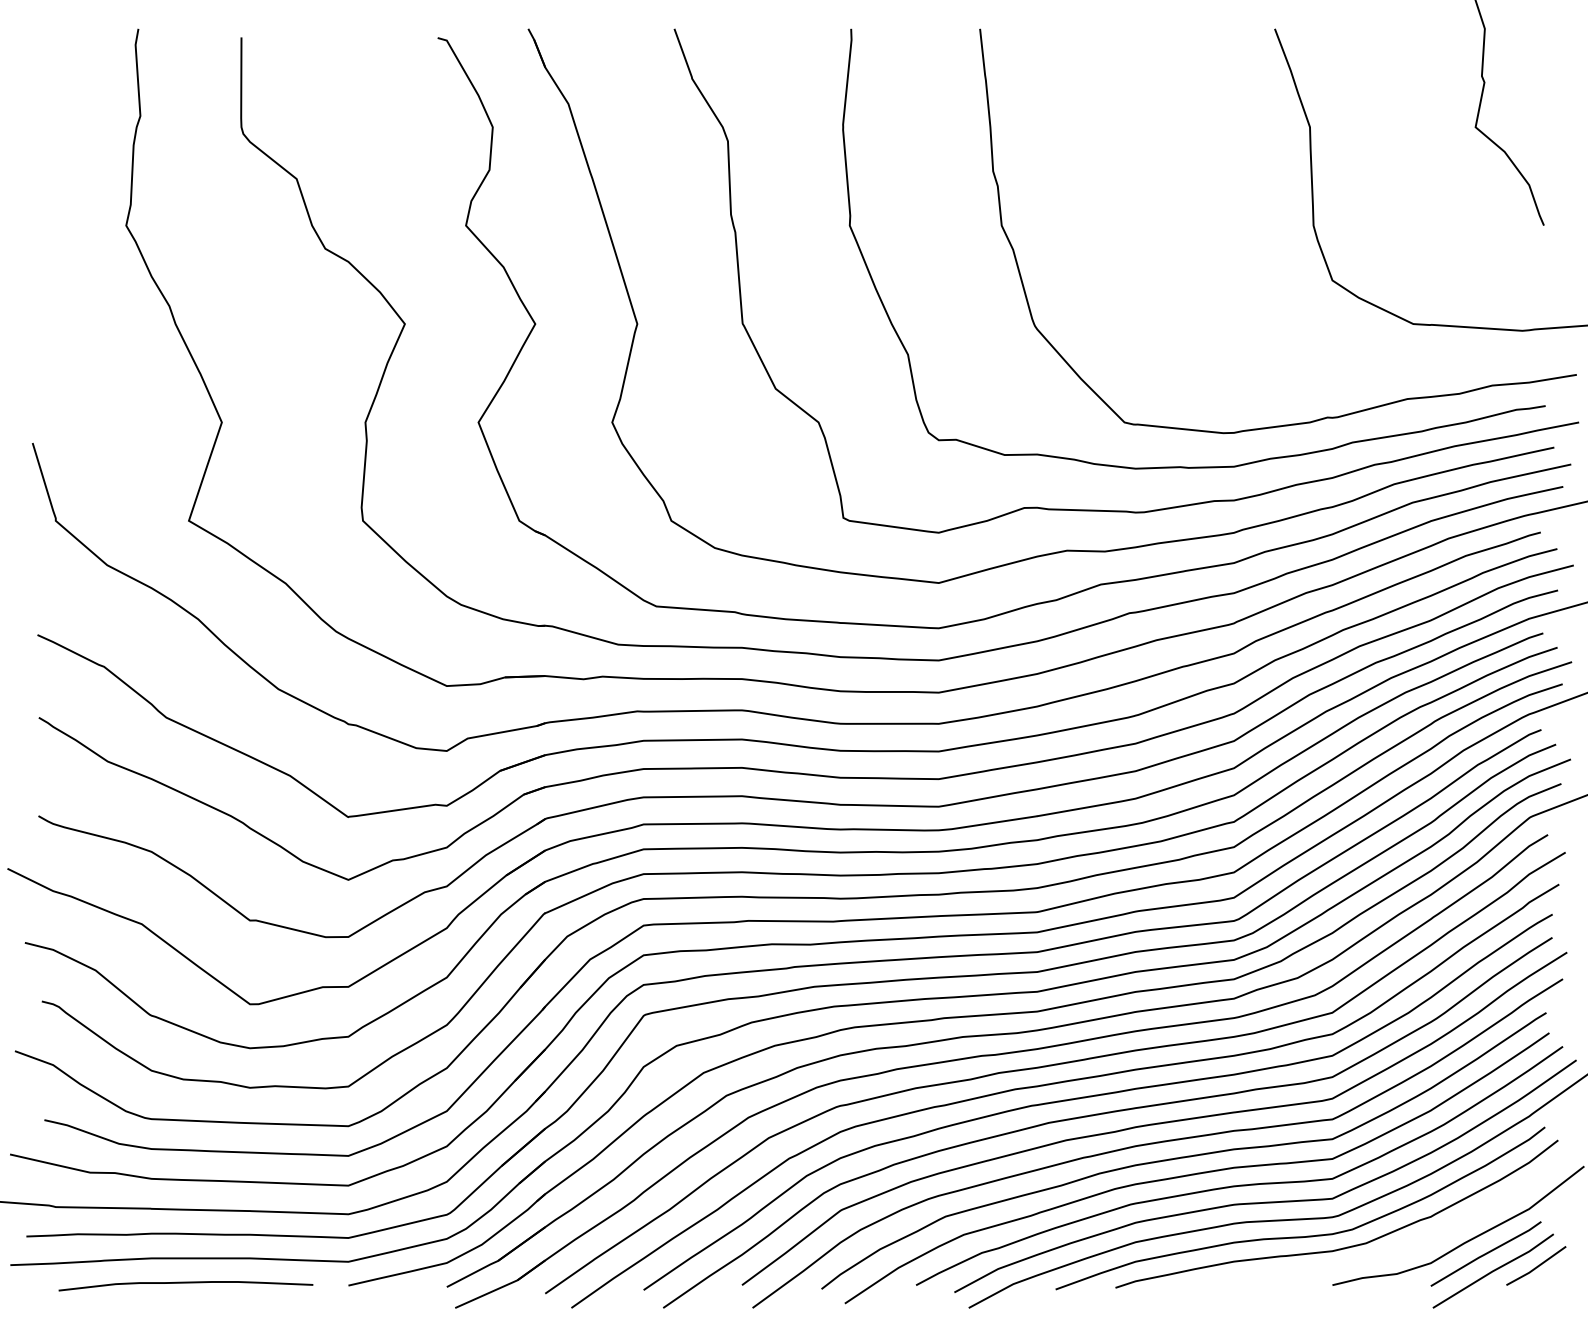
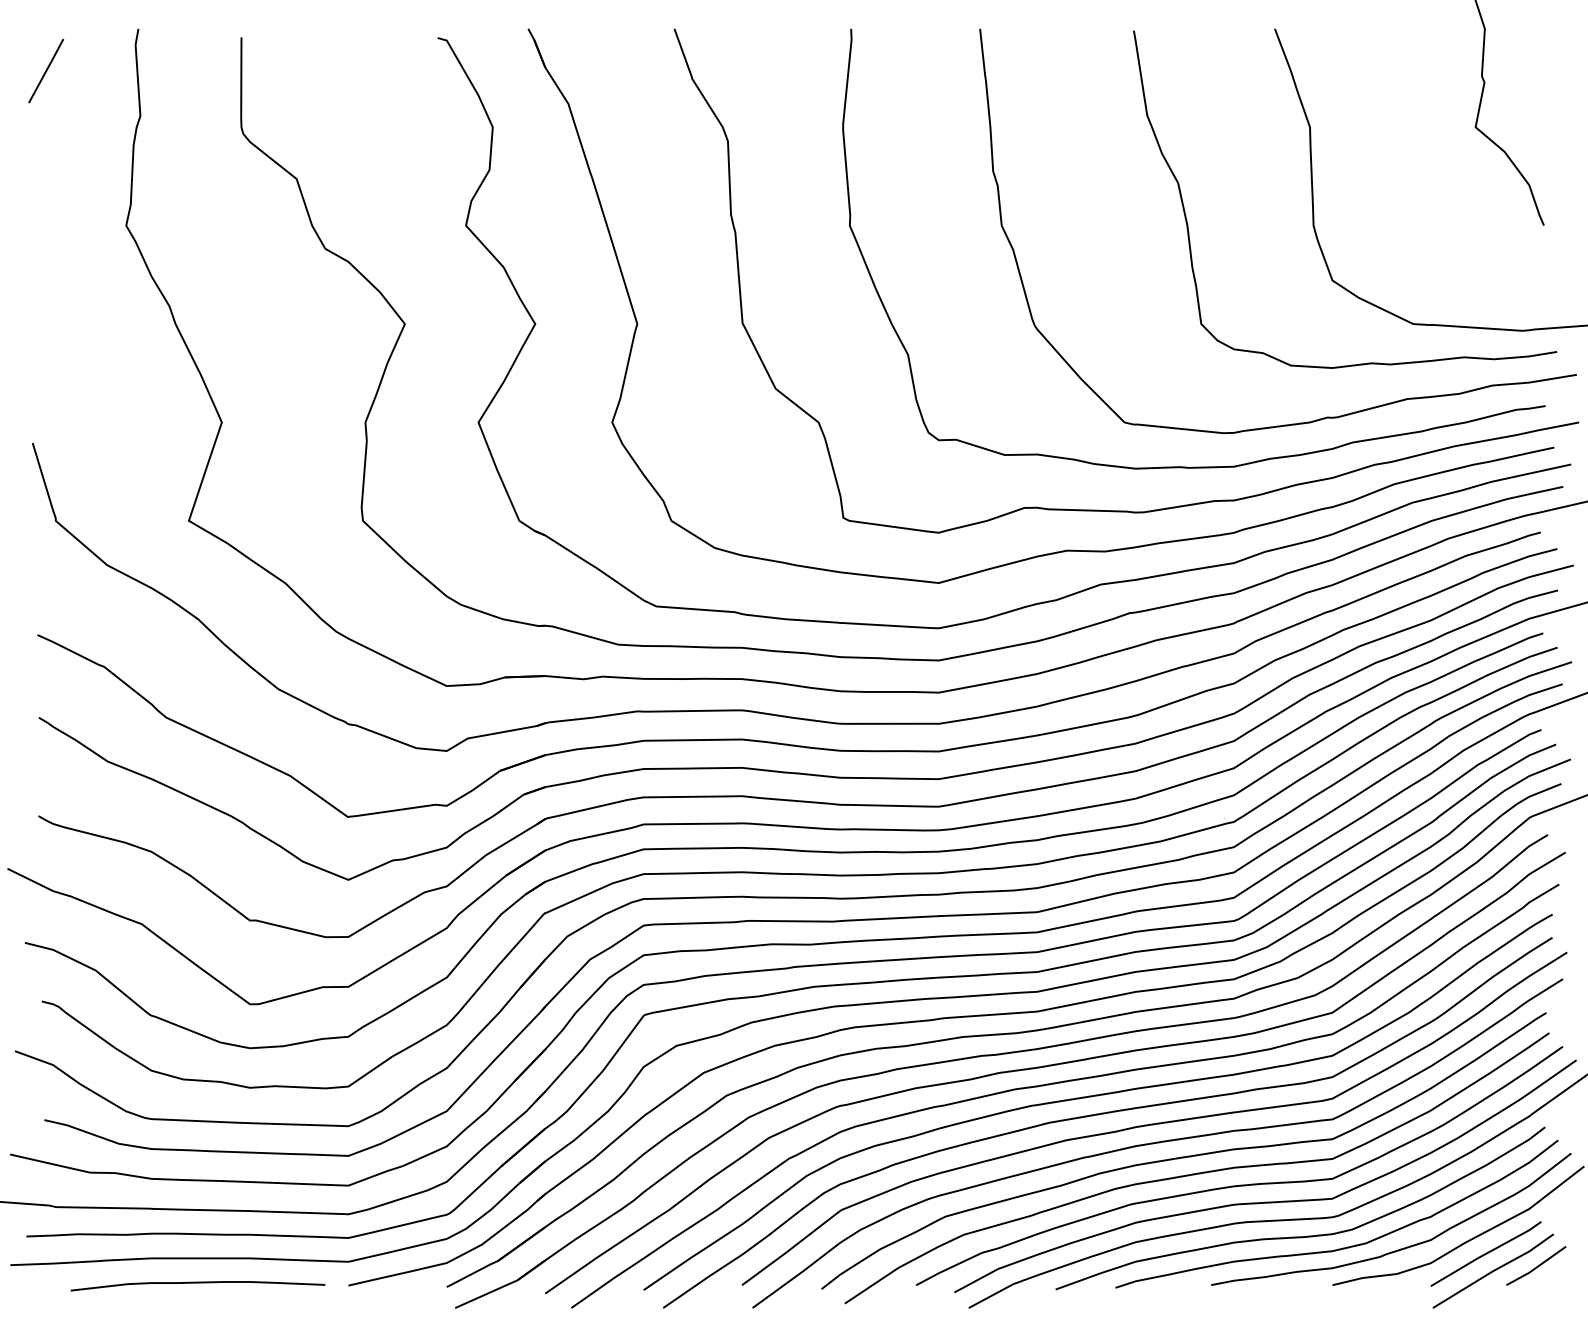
line: none -> present (46, 70)
curve: none -> present (1188, 224)
curve: none -> present (1400, 1248)
curve position: (185, 1283) -> (197, 1283) (197, 1283)
